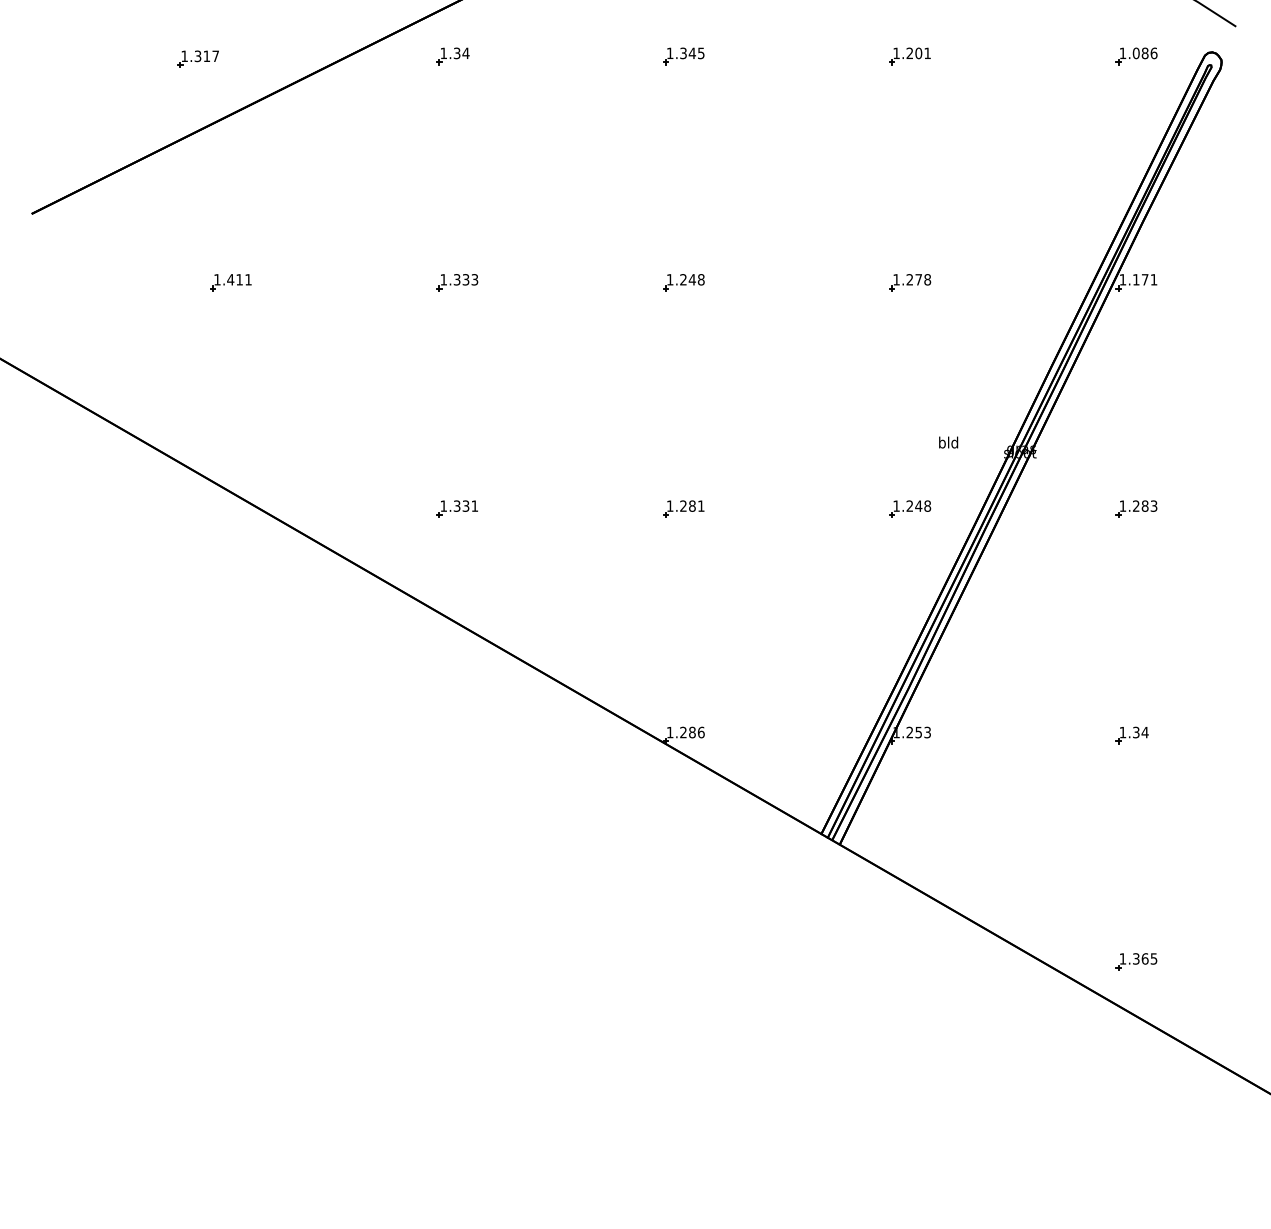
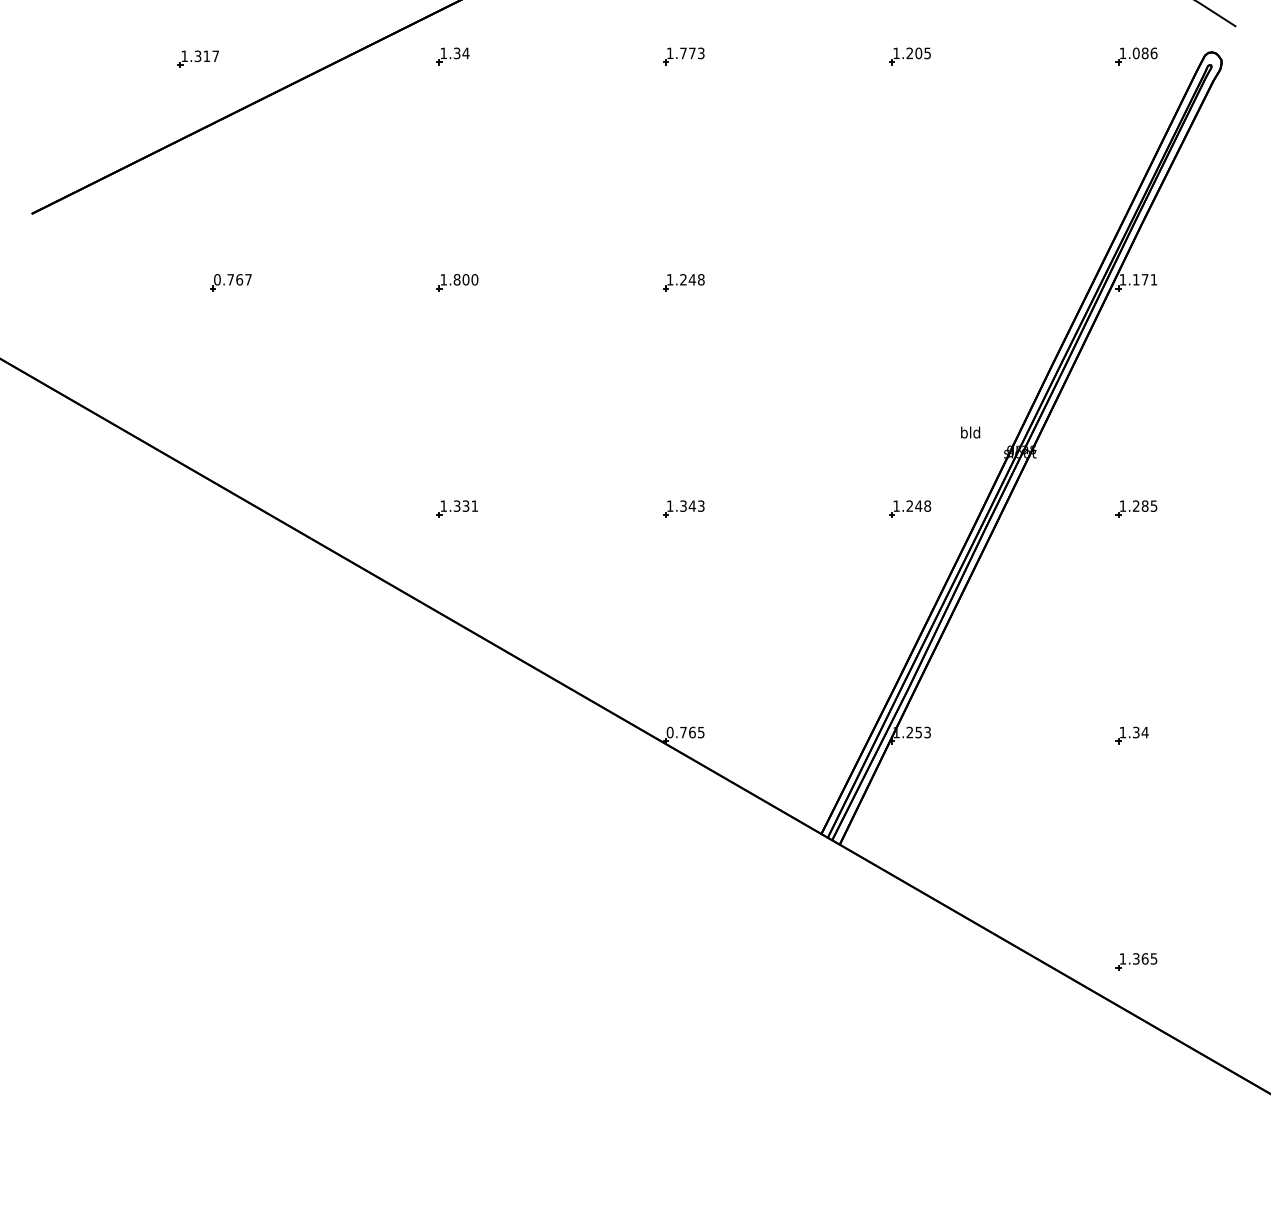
text: 1.345 -> 1.773 (692, 53)
text: 1.201 -> 1.205 (927, 53)
text: 1.411 -> 0.767 (232, 279)
text: 1.333 -> 1.800 (465, 279)
part: present -> none (910, 282)
text position: (948, 442) -> (970, 432) (970, 432)
text: 1.281 -> 1.343 (692, 505)
text: 1.283 -> 1.285 (1154, 505)
text: 1.286 -> 0.765 (685, 732)
